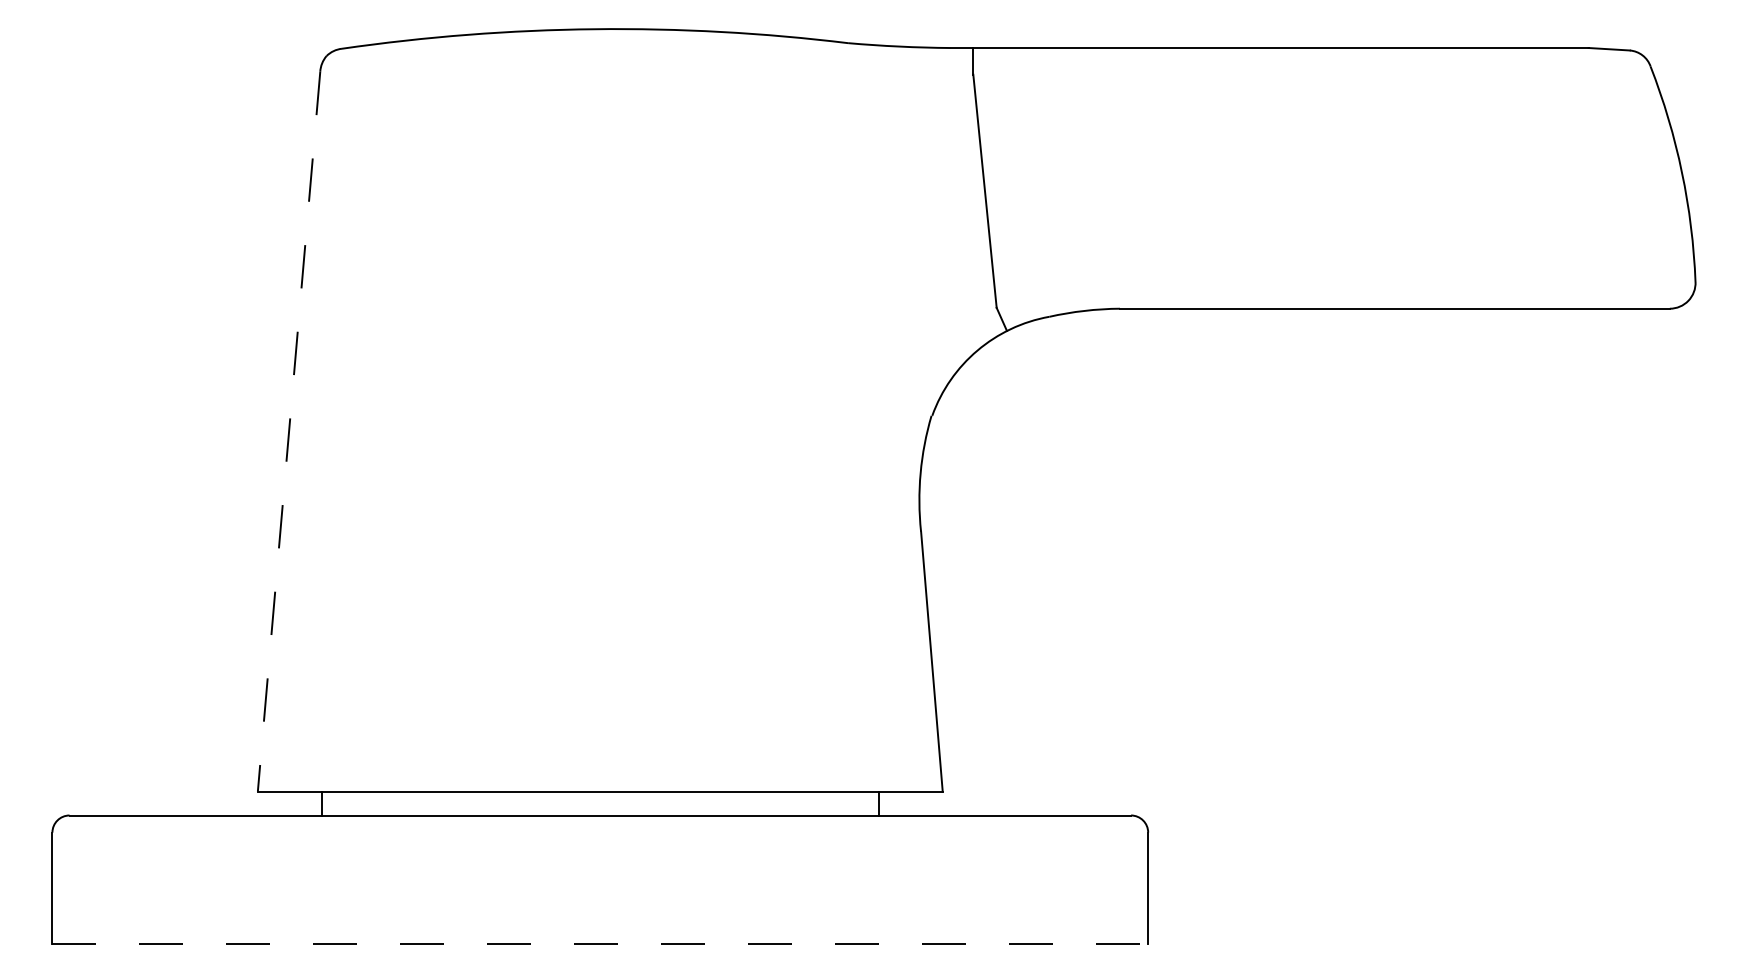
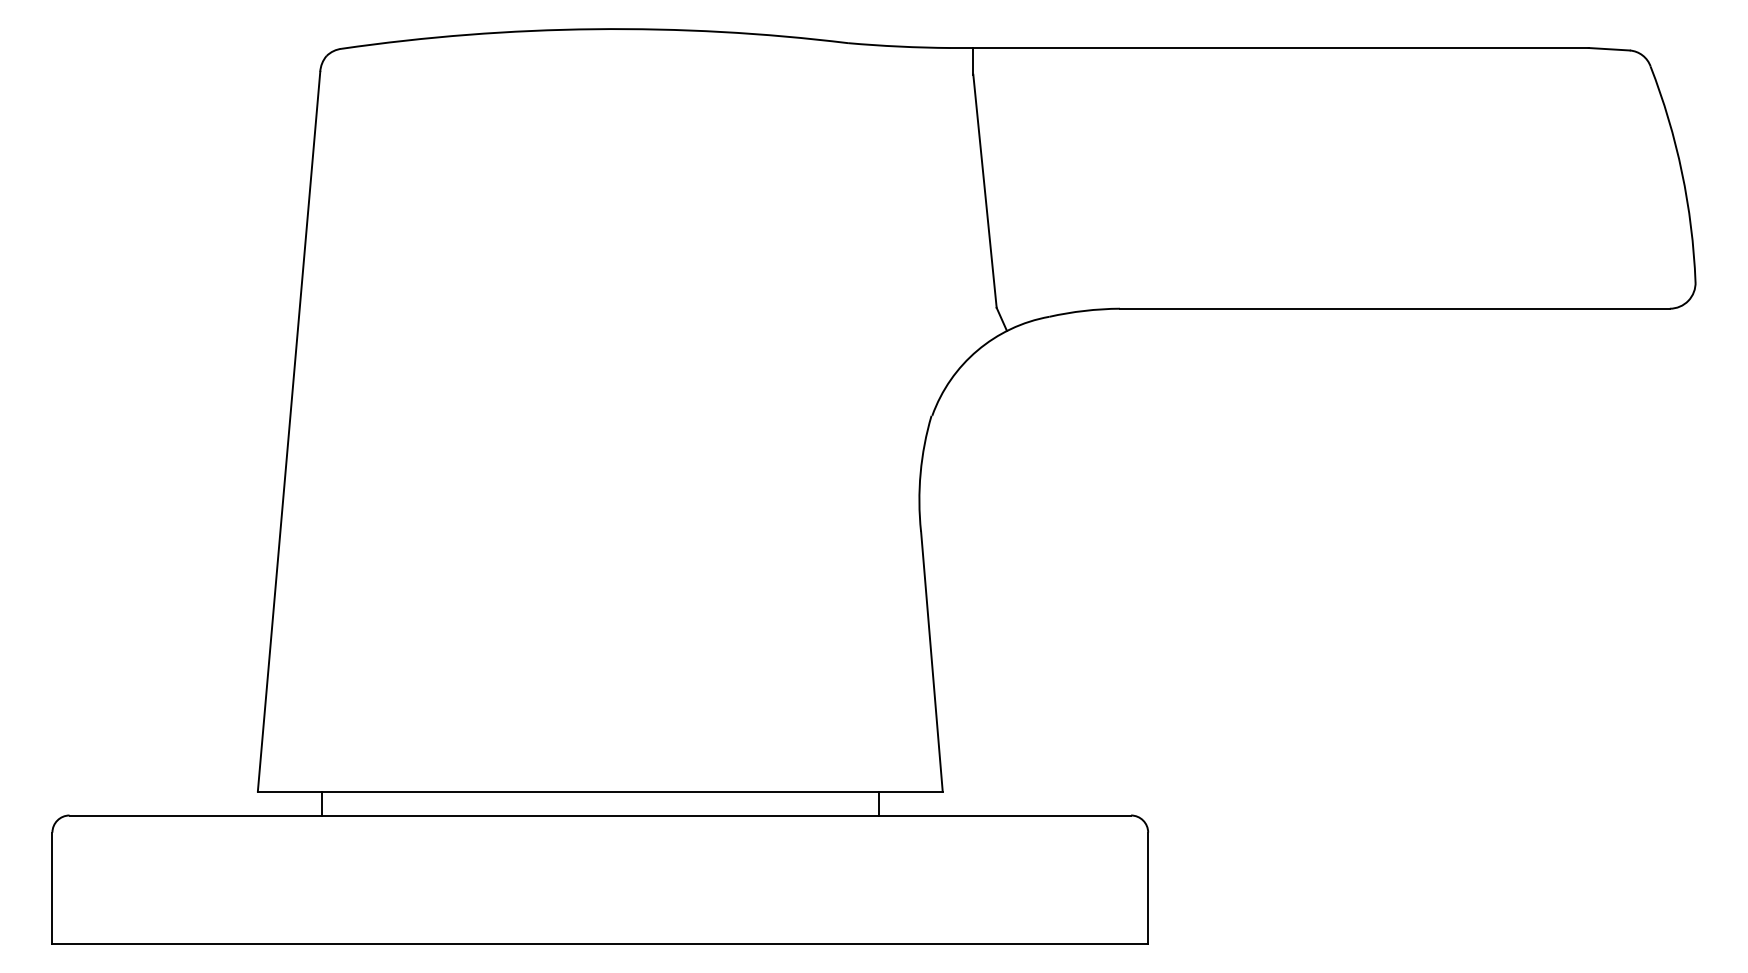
line: dashed -> solid (289, 432)
line: dashed -> solid (600, 943)
